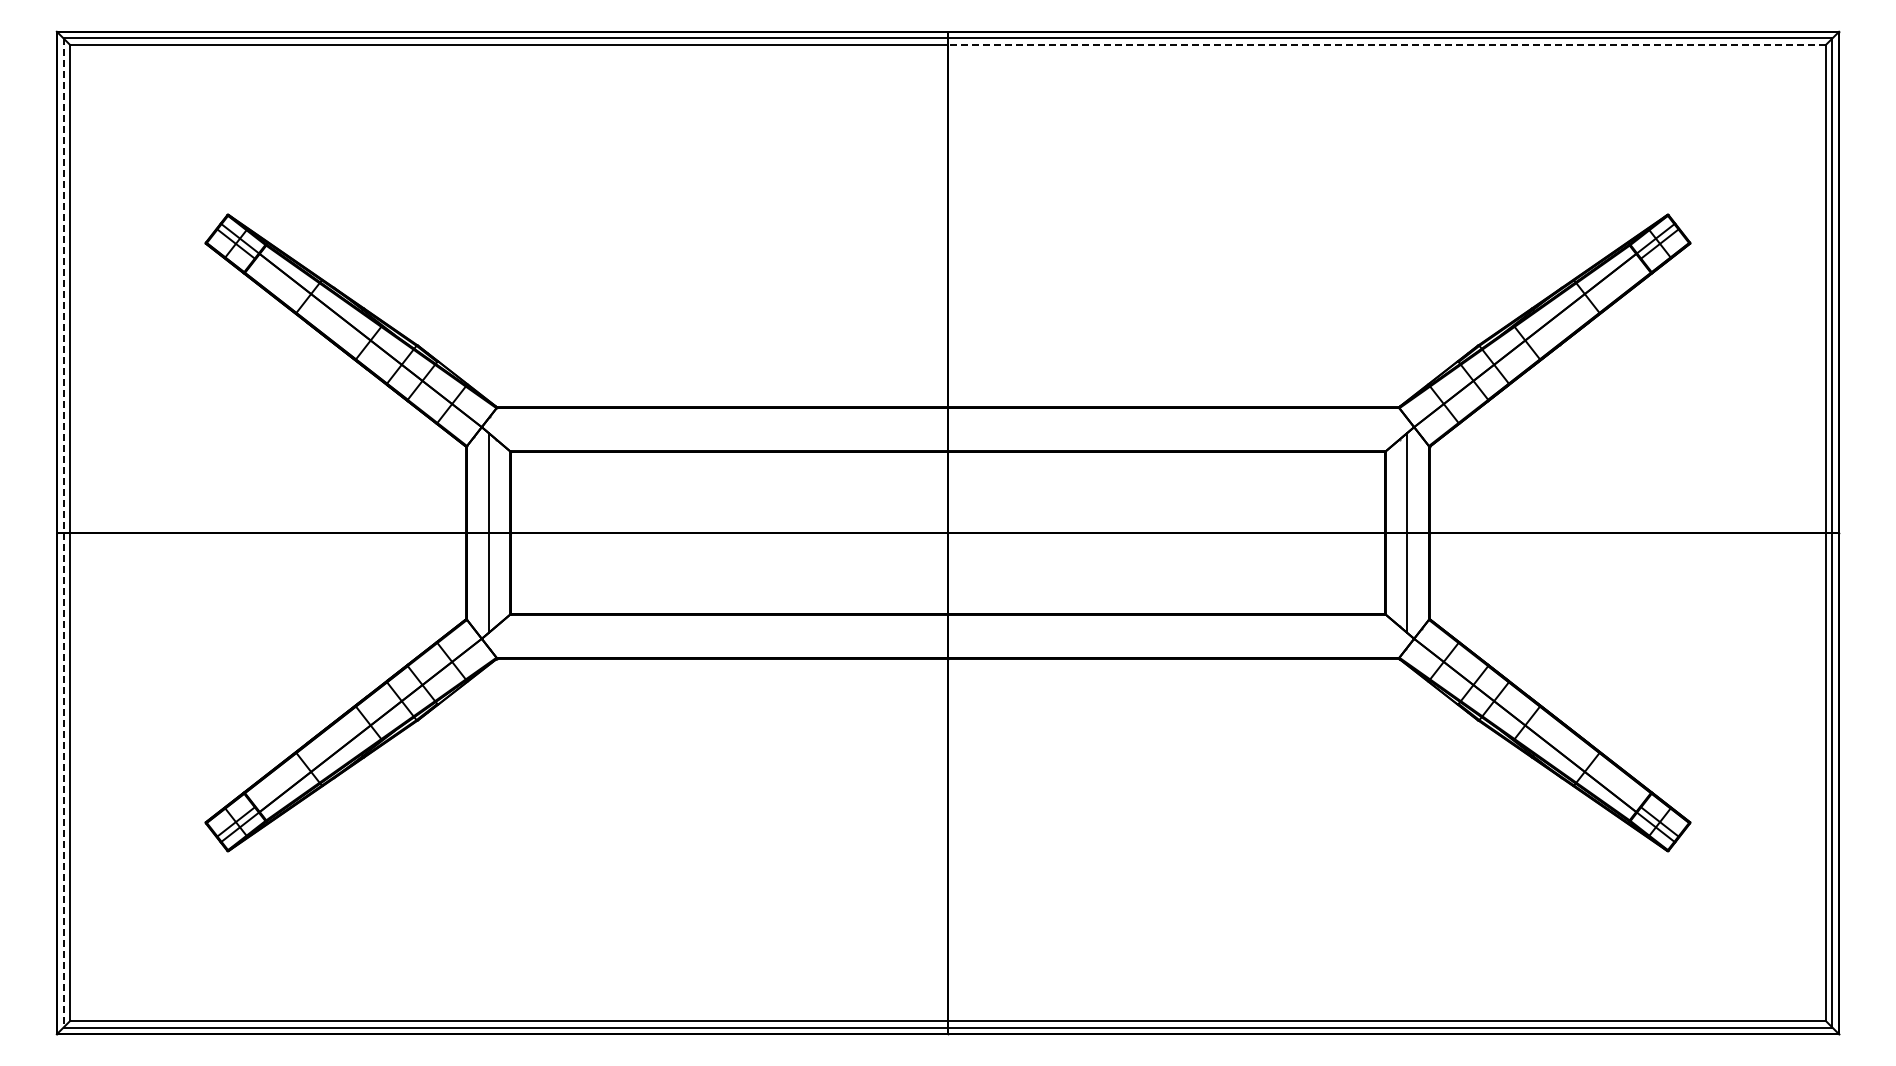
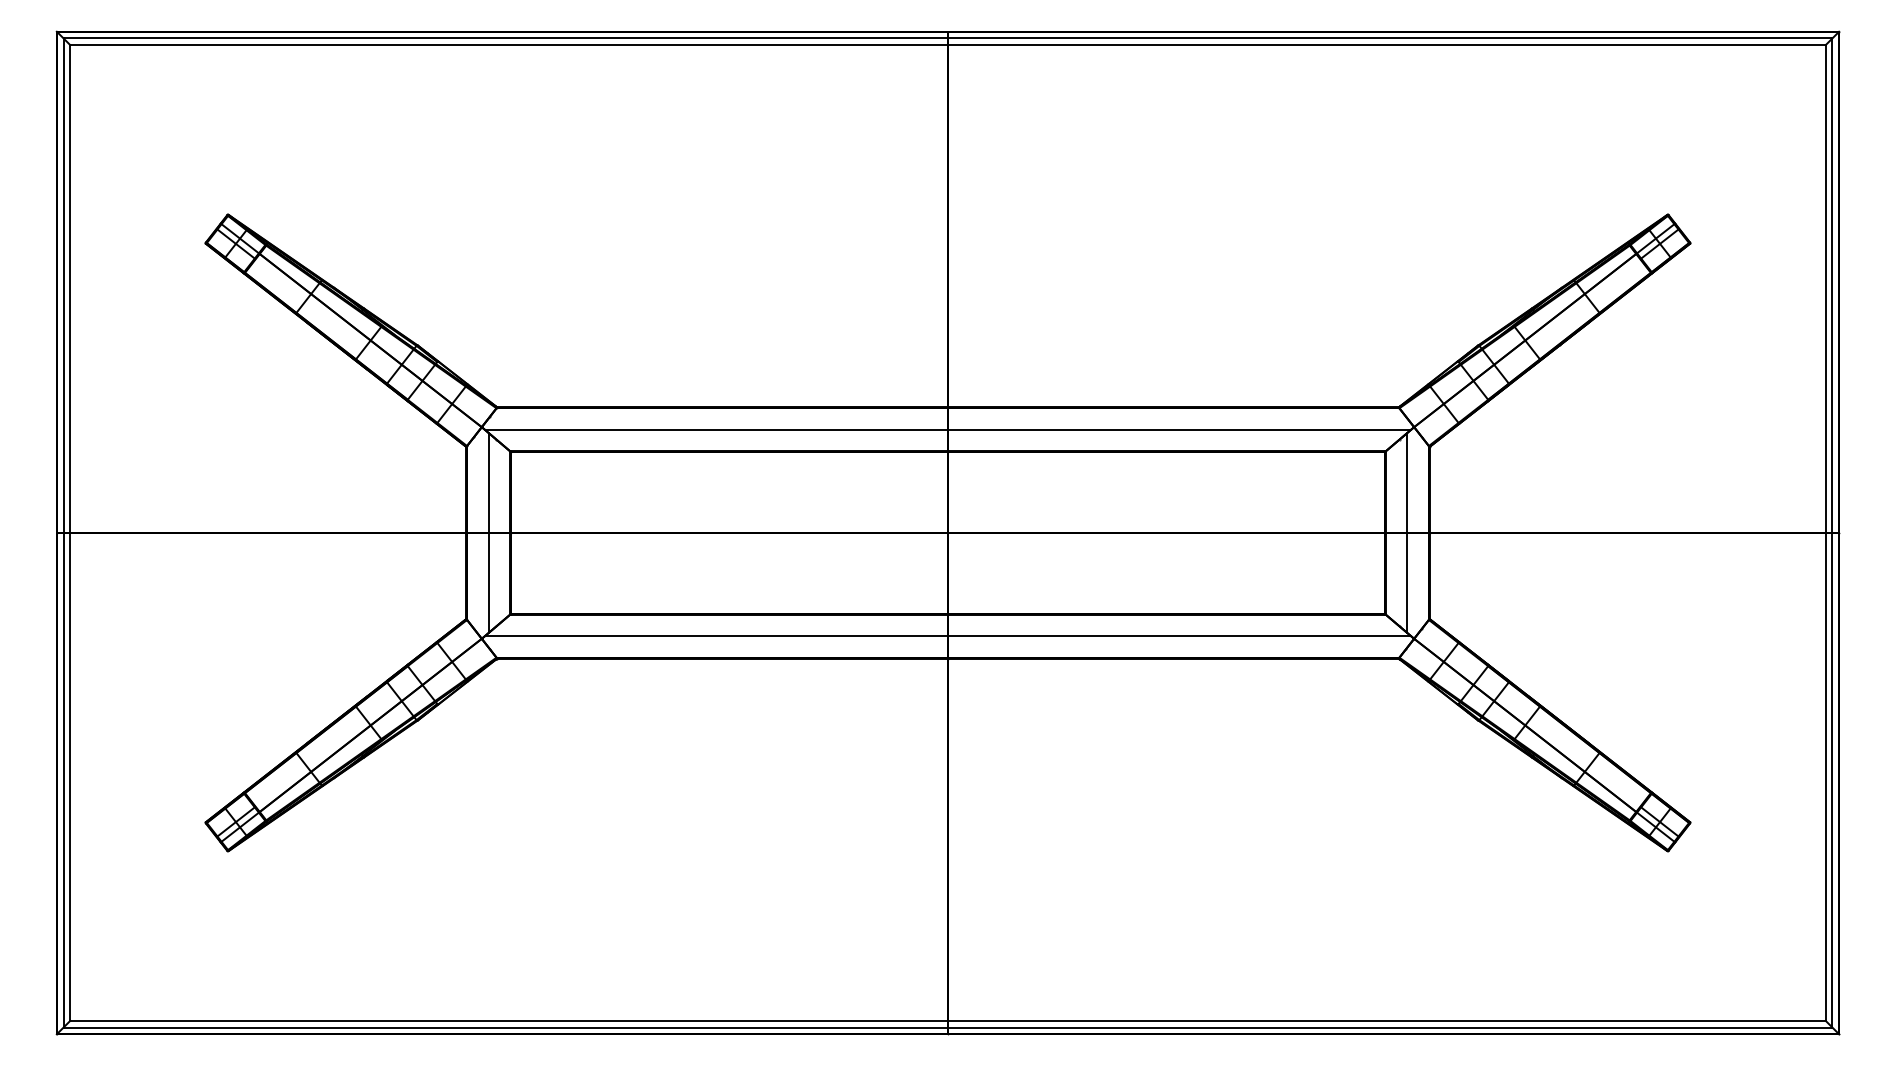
line: dashed -> solid (1386, 45)
line: none -> present (947, 429)
line: dashed -> solid (63, 533)
line: none -> present (947, 636)
